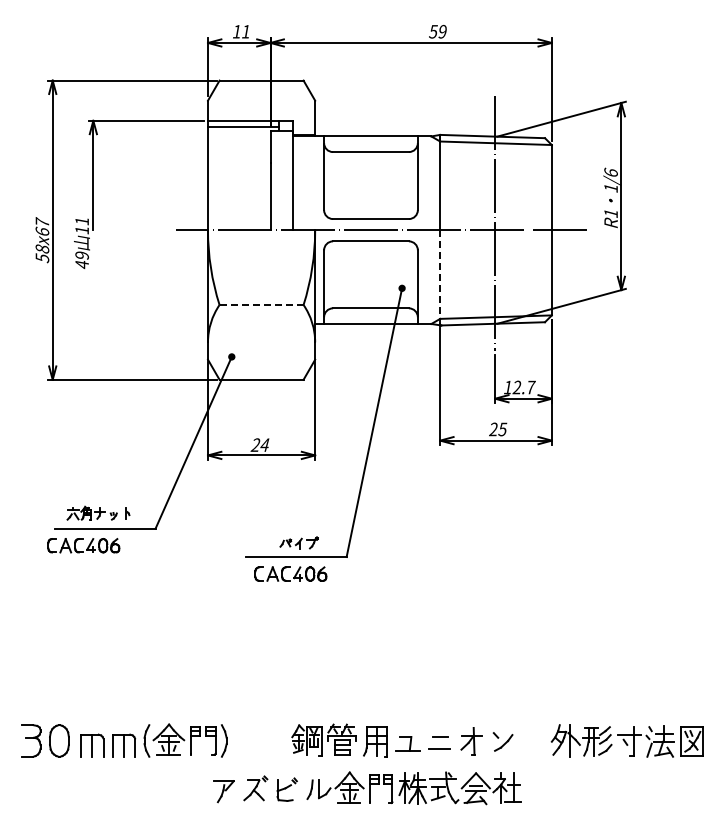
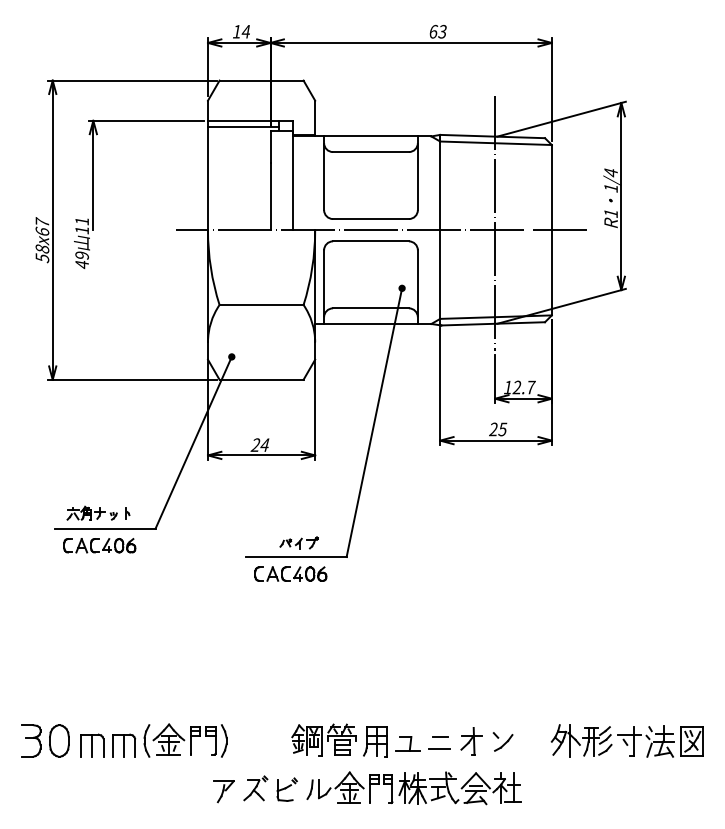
text: 11 -> 14 (245, 31)
text: 59 -> 63 (437, 31)
text: 1/6 -> 1/4 (610, 172)
line: dashed -> solid (440, 277)
line: dashed -> solid (261, 304)
part position: (83, 545) -> (99, 545) (99, 545)
